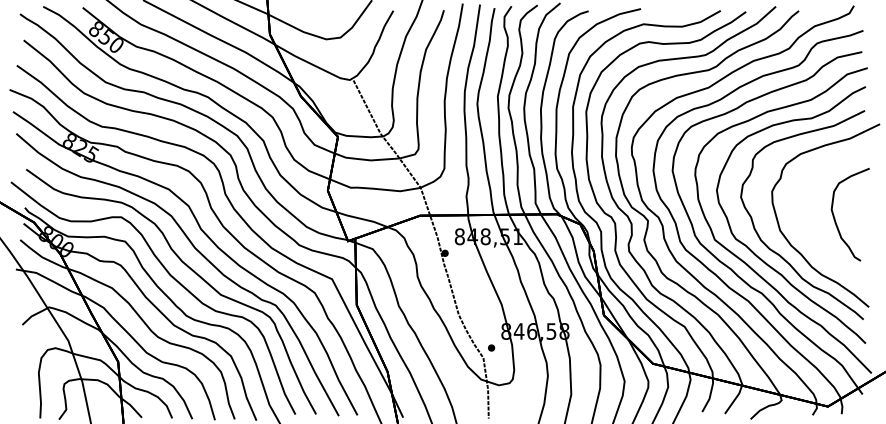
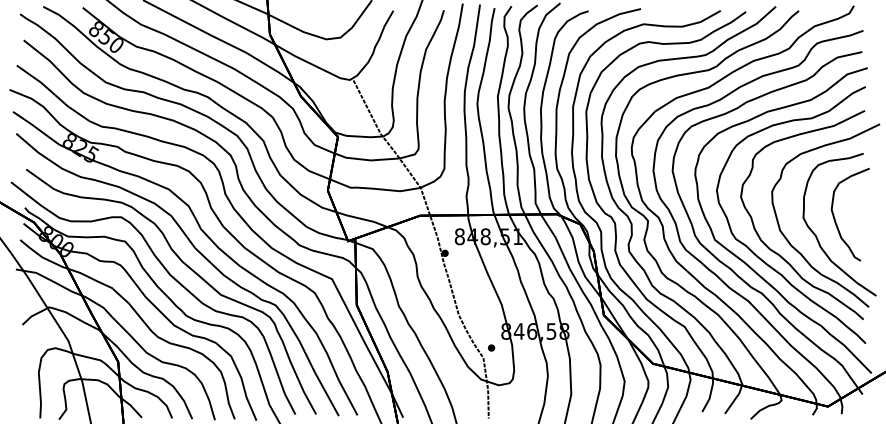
curve: none -> present (817, 236)
